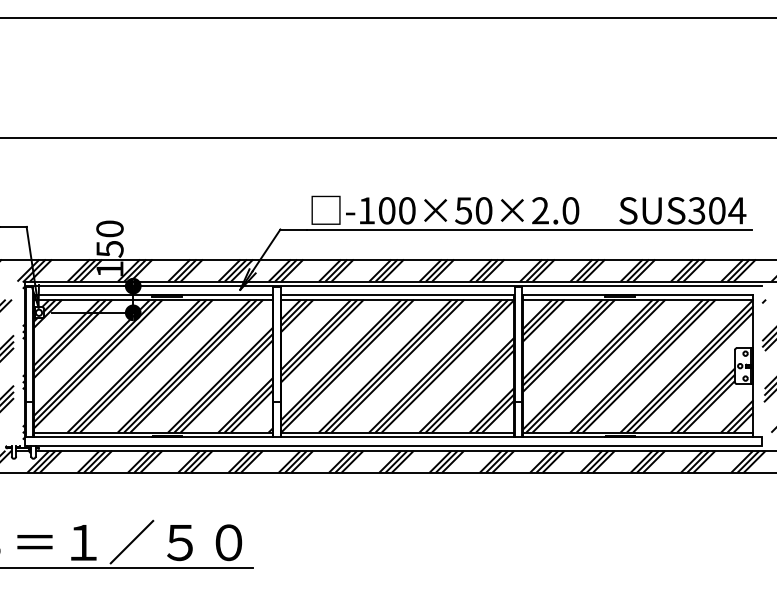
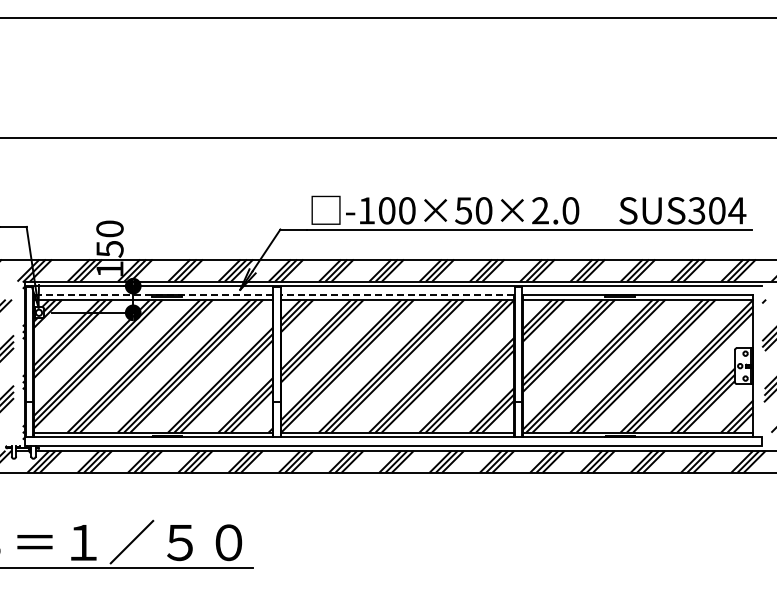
line: solid -> dashed (153, 295)
line: solid -> dashed (397, 295)
